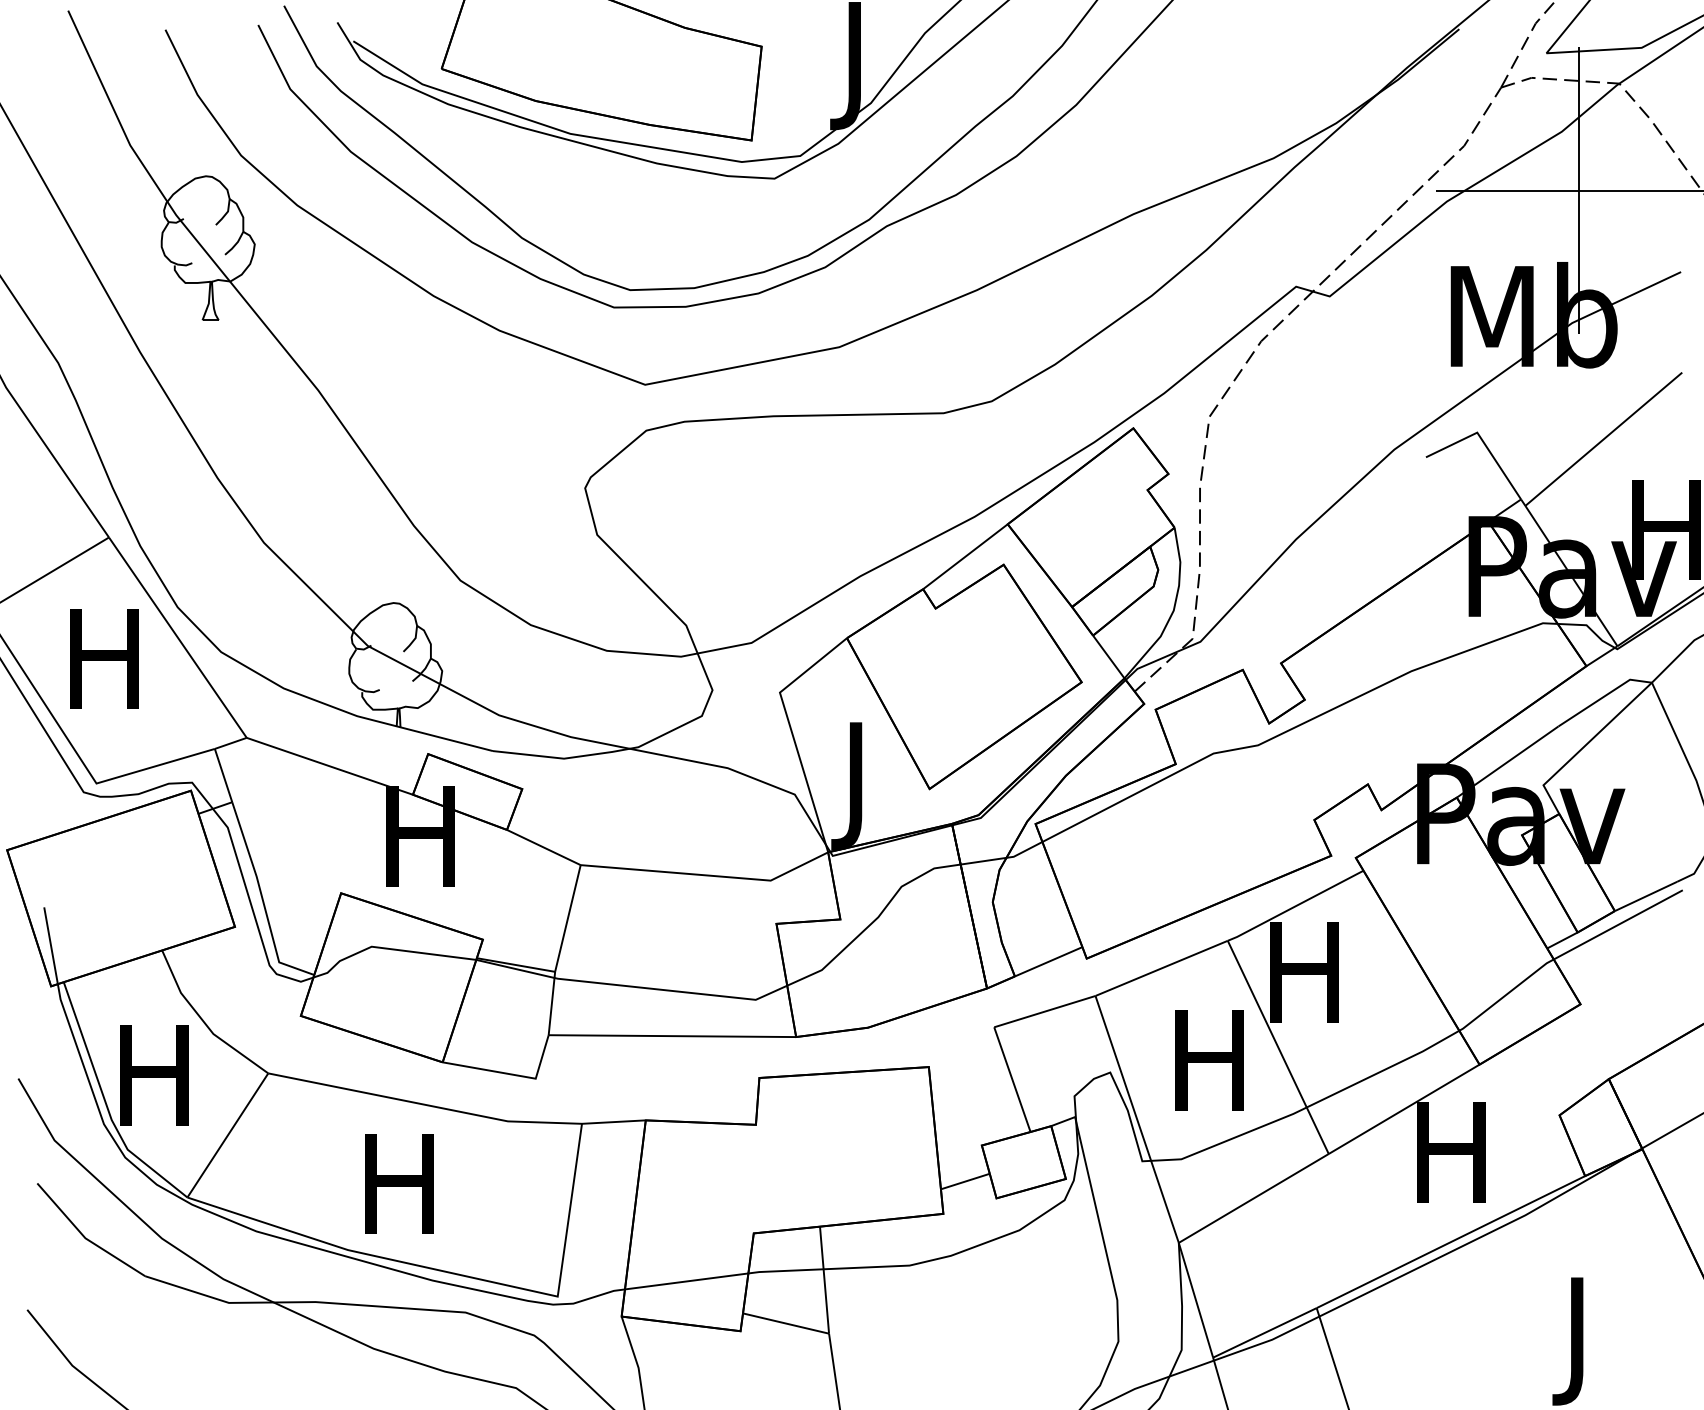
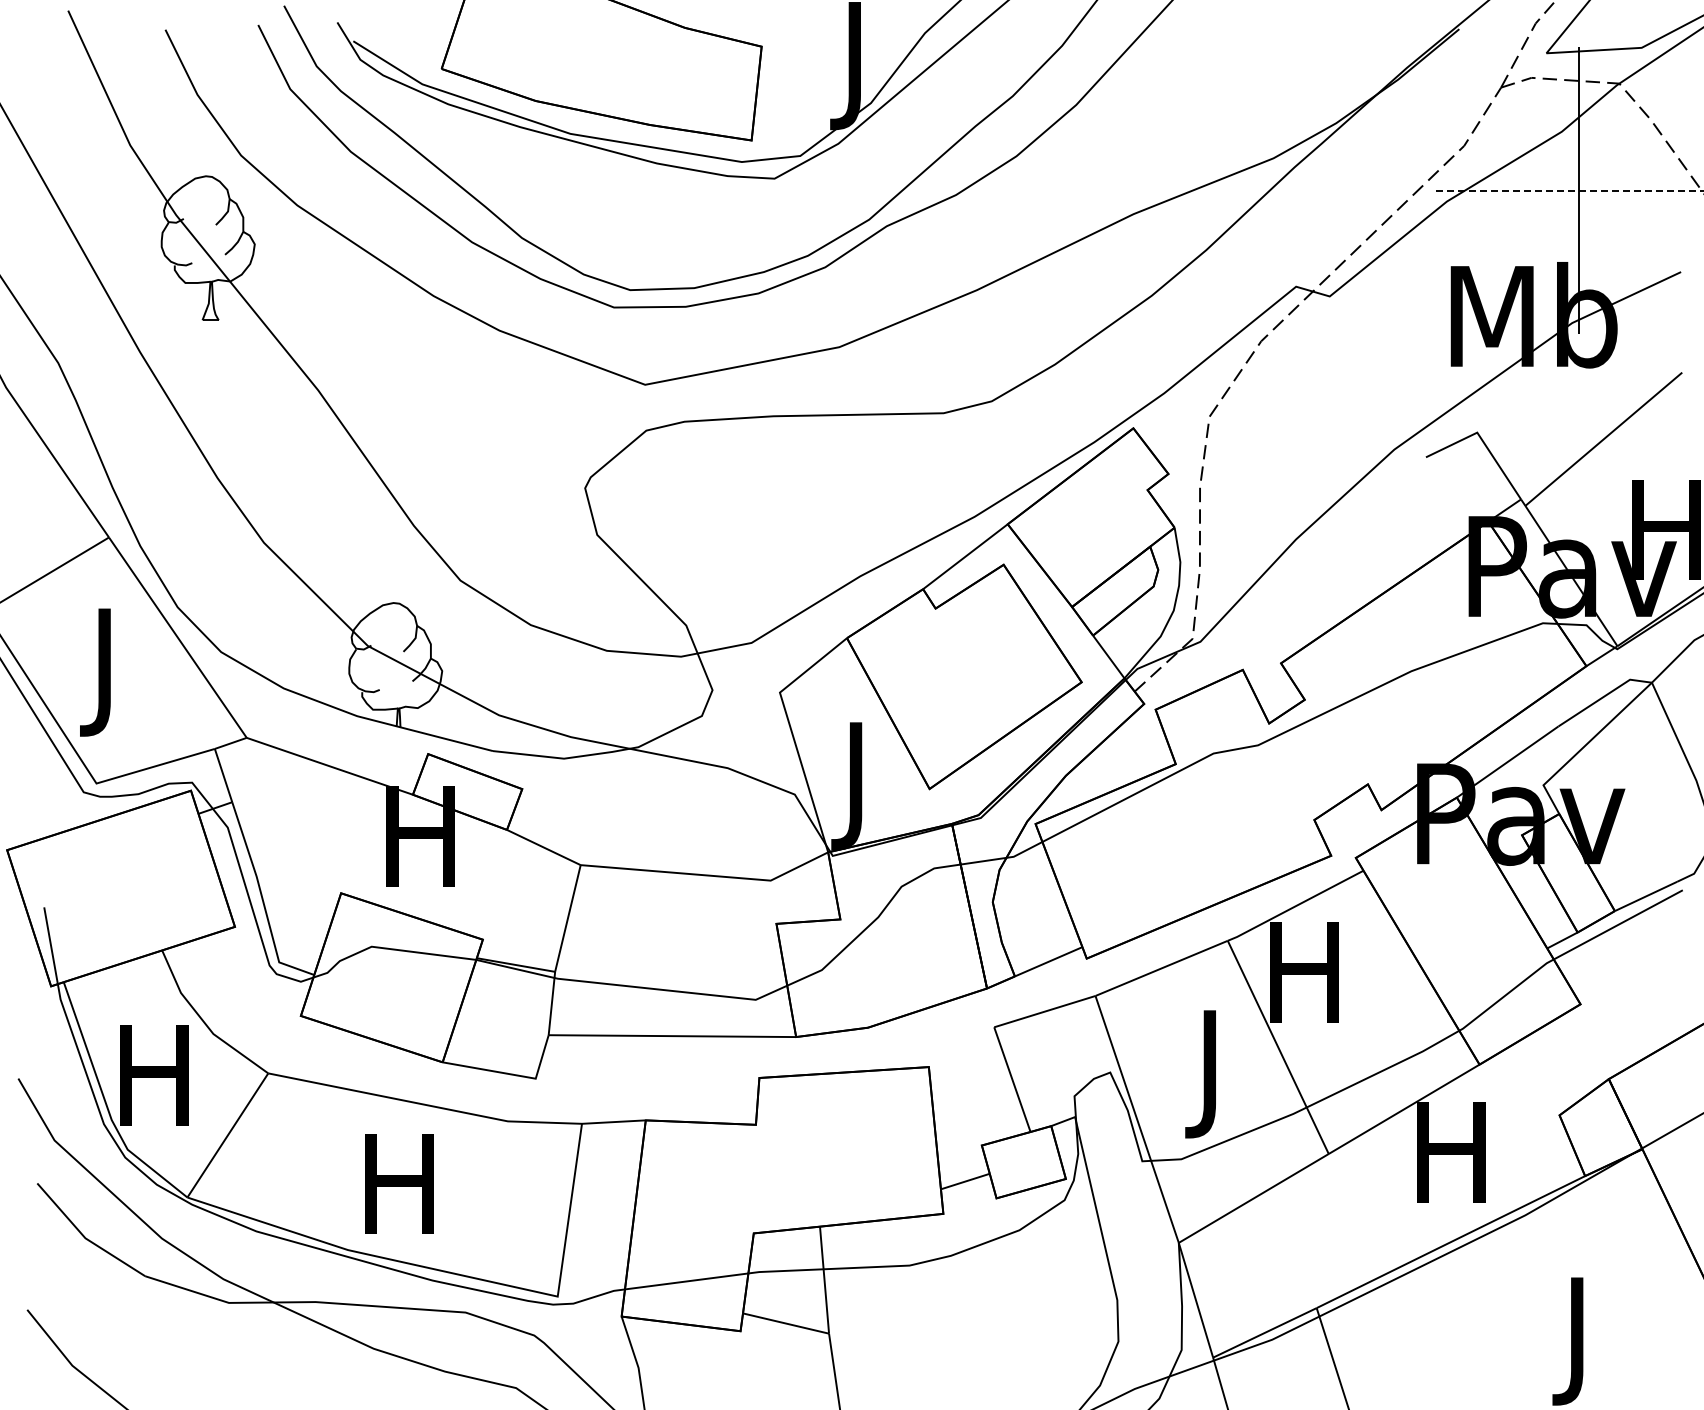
line: solid -> dashed (1569, 190)
text: H -> J (104, 672)
text: H -> J (1209, 1074)
